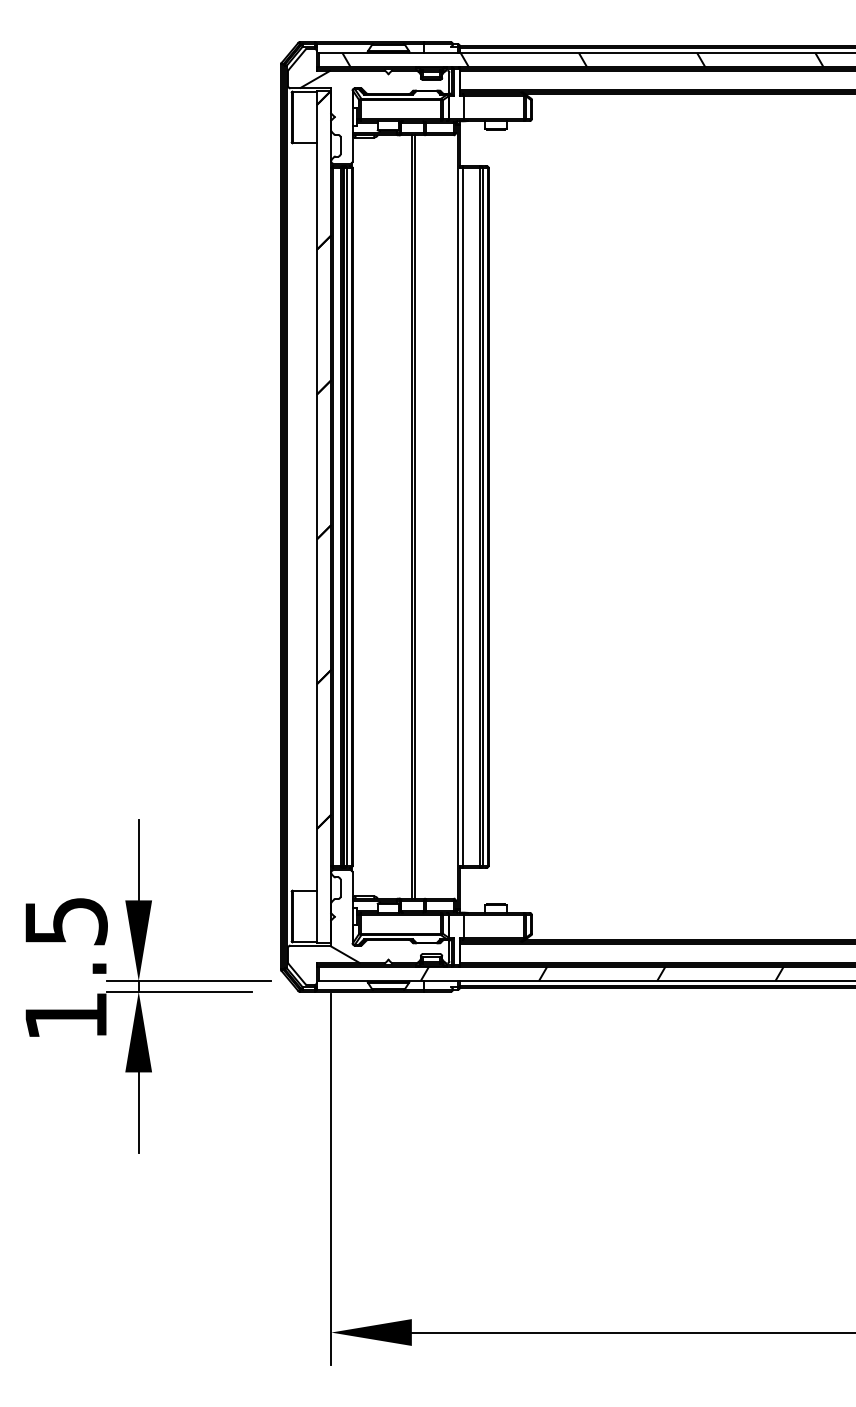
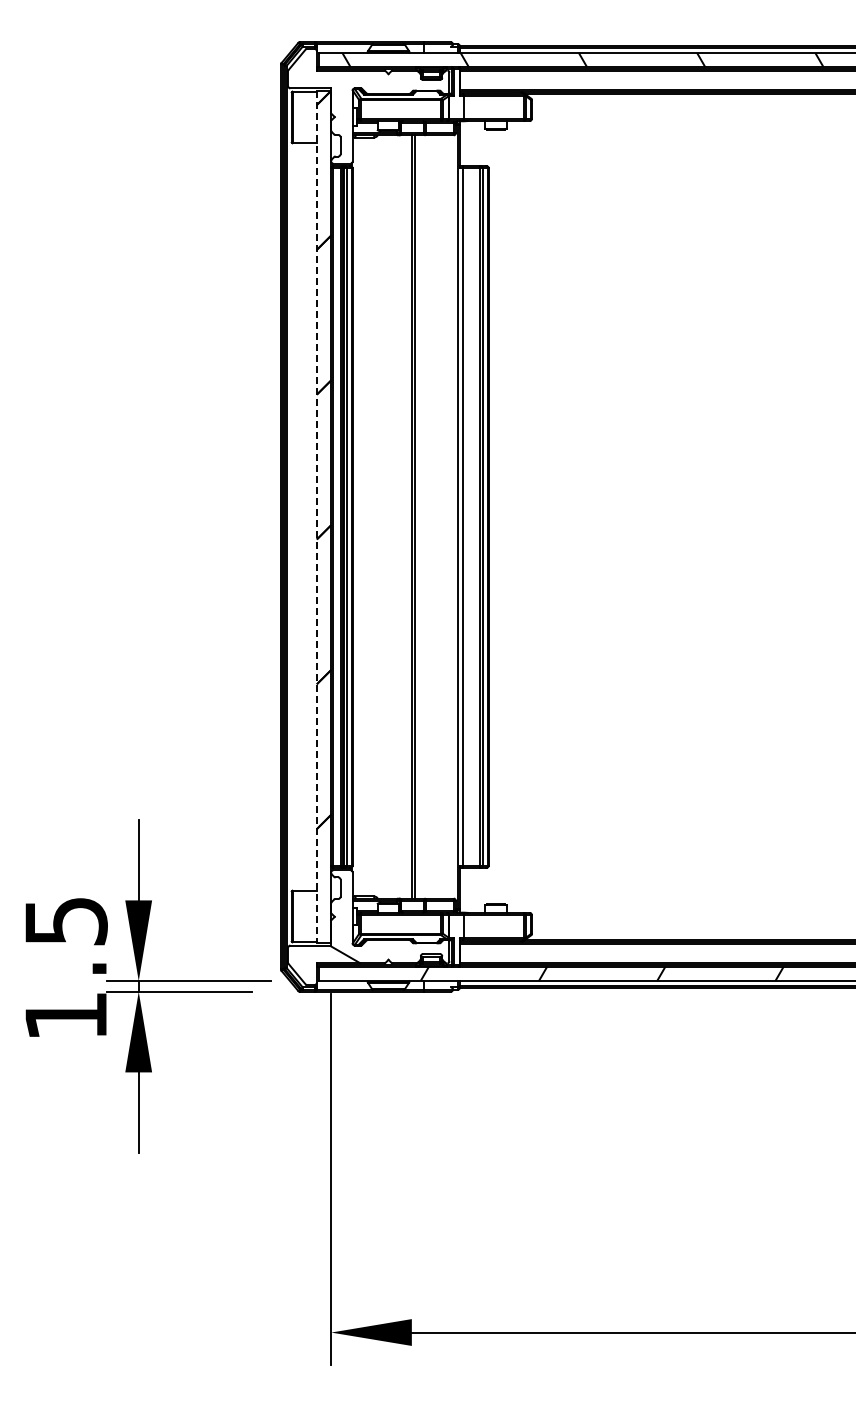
hatch: present -> none (314, 79)
line: solid -> dashed (316, 517)
